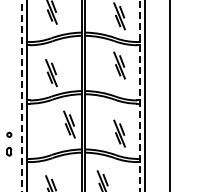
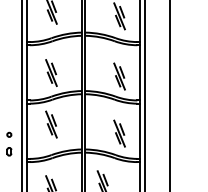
part position: (119, 65) -> (119, 76) (119, 76)
line: dashed -> solid (140, 95)
line: dashed -> solid (22, 96)
part position: (69, 124) -> (51, 124) (51, 124)
